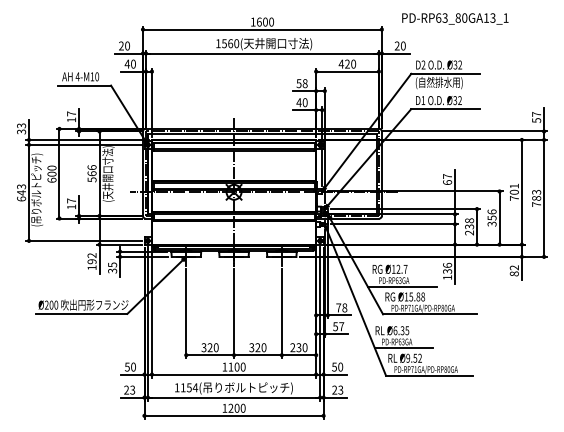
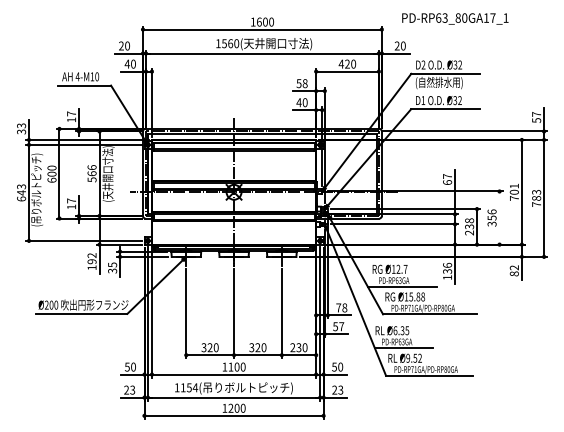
text: PD-RP63_80GA13_1 -> PD-RP63_80GA17_1 (492, 17)
line: present -> none (499, 217)
